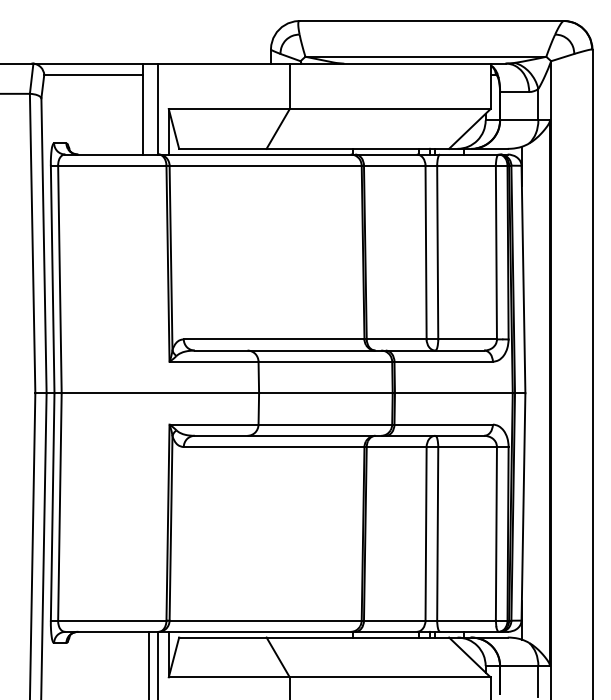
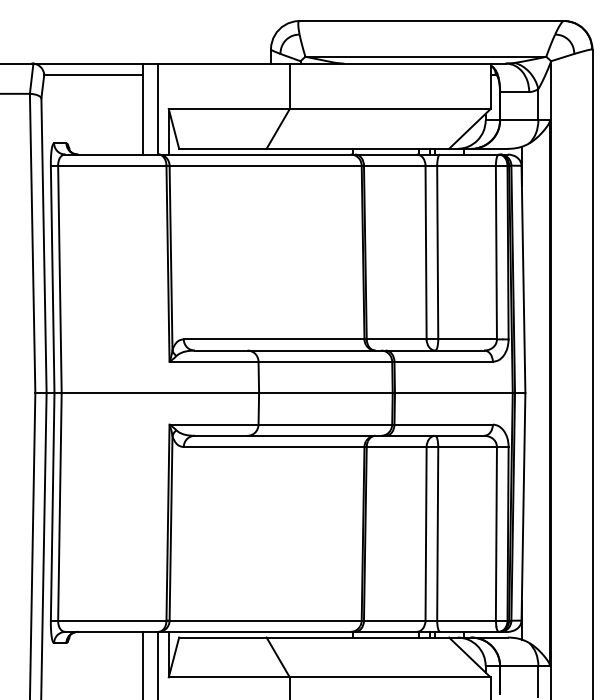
line position: (149, 663) -> (143, 663) (143, 663)
